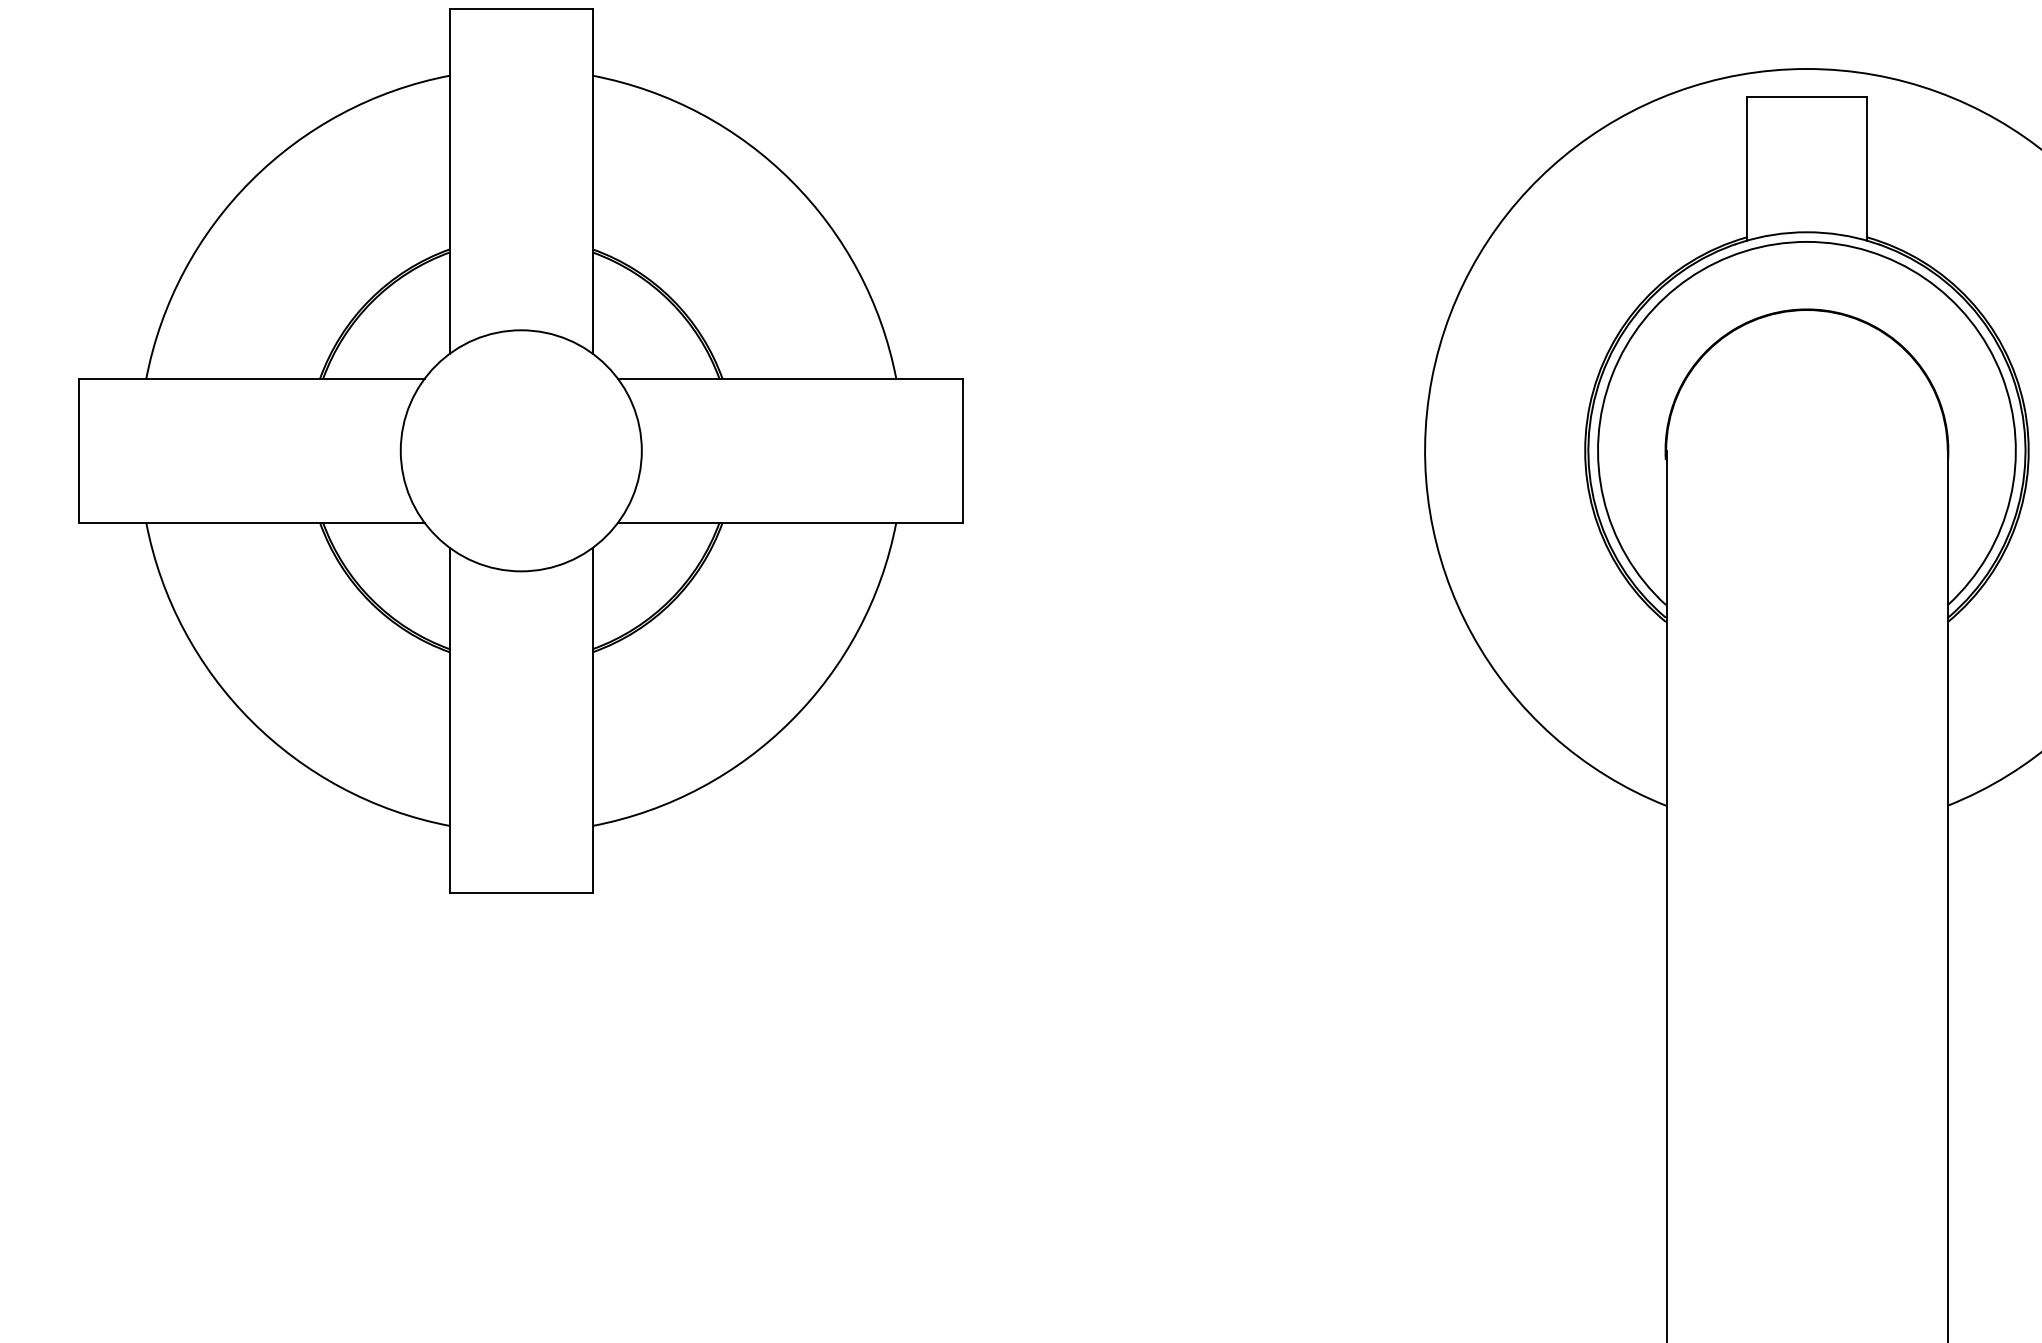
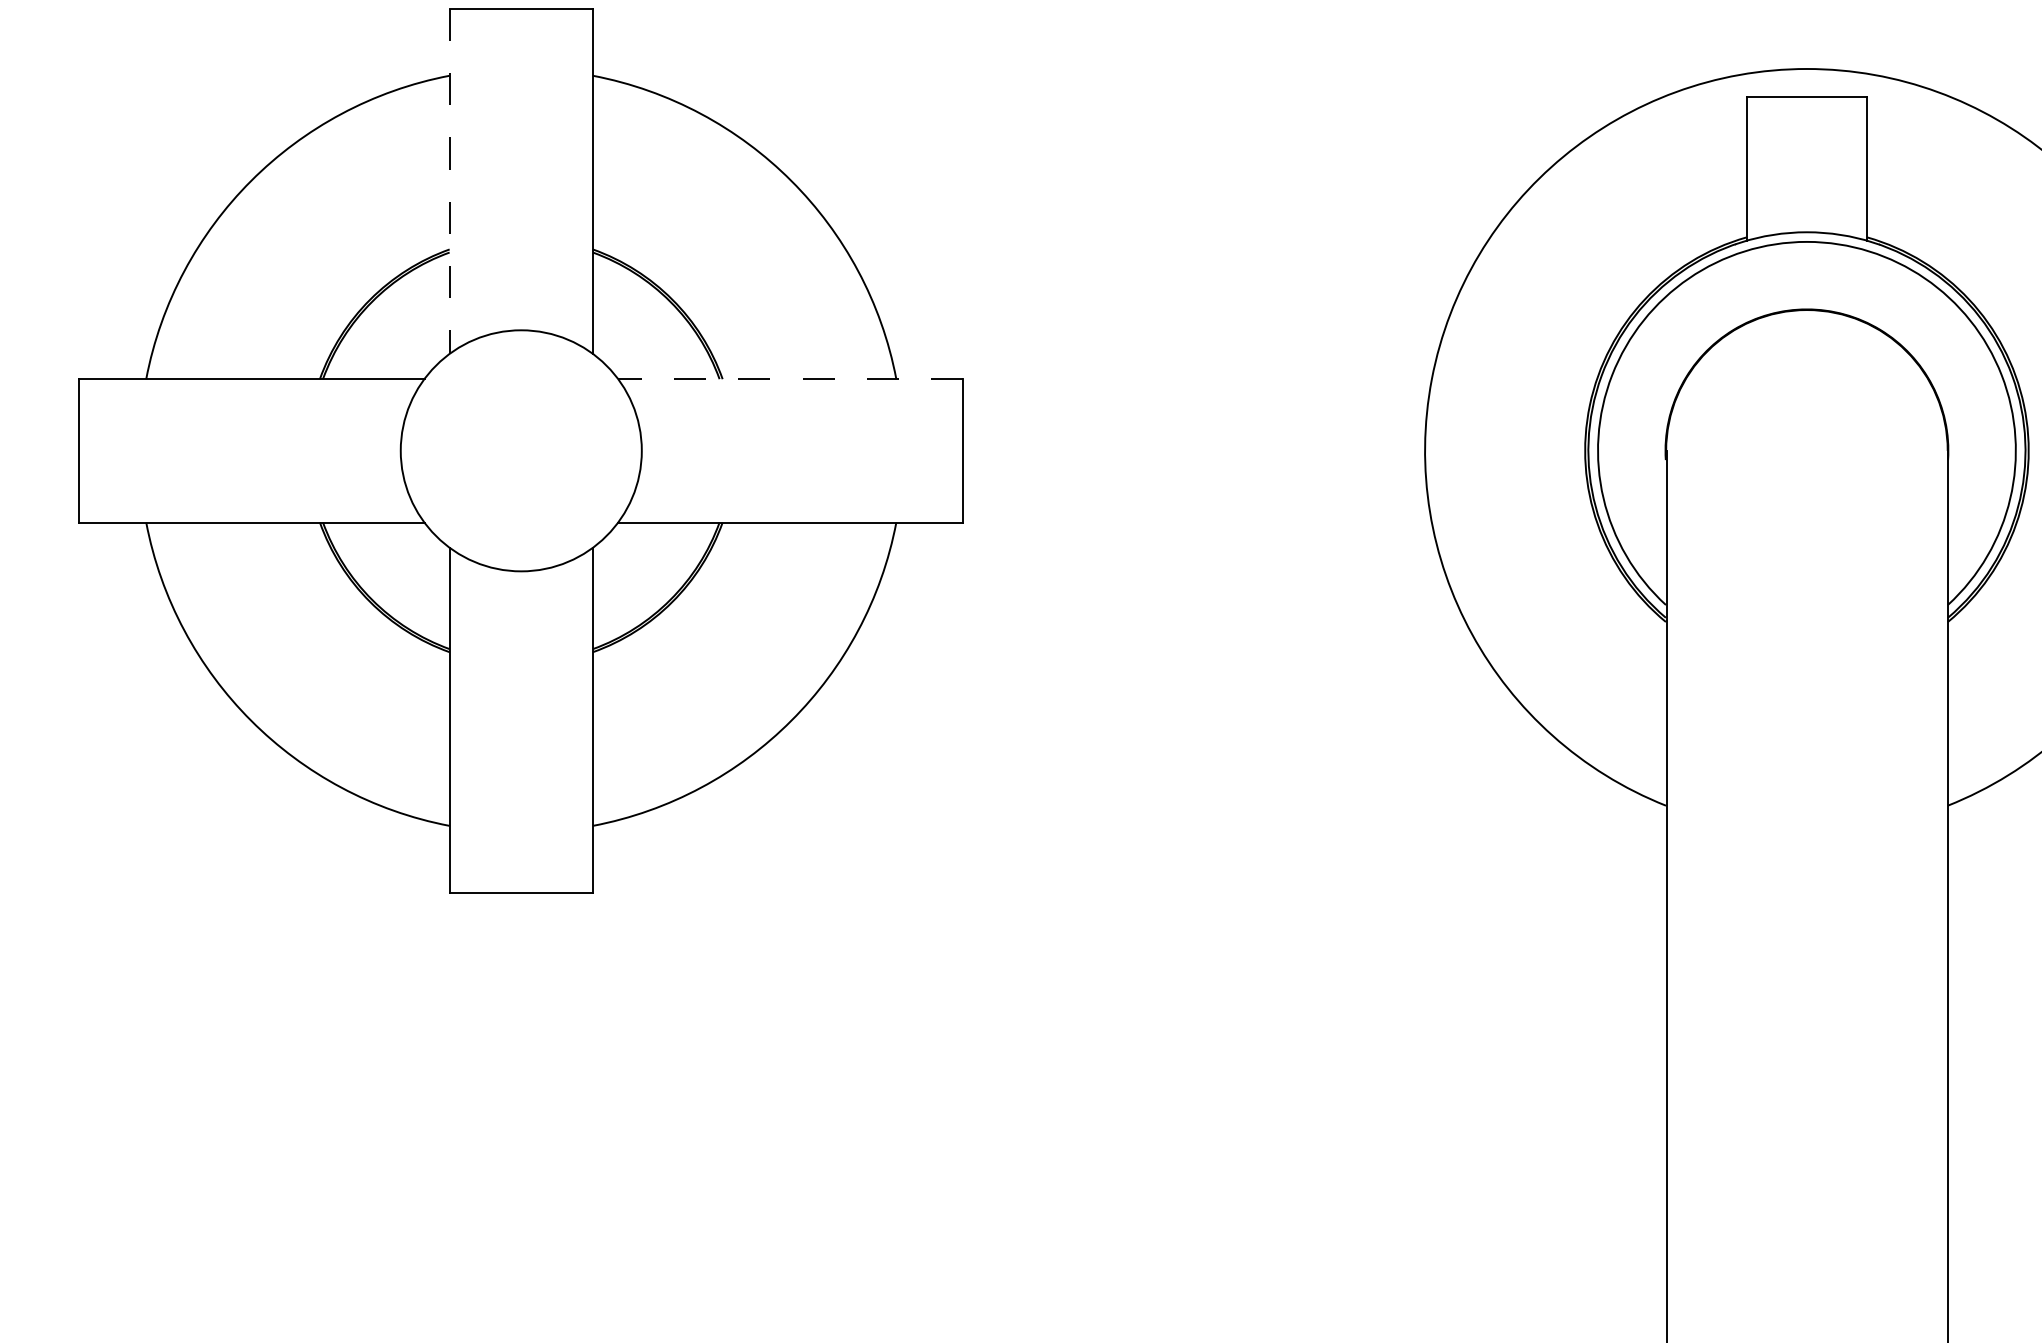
line: solid -> dashed (449, 181)
line: solid -> dashed (790, 379)
